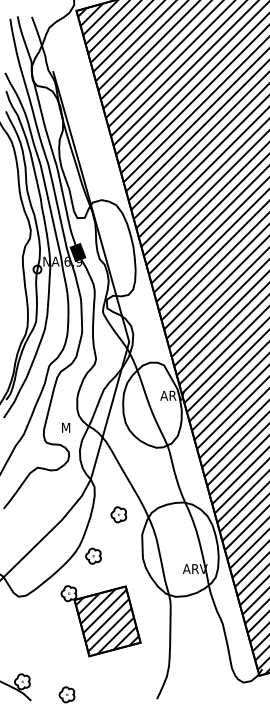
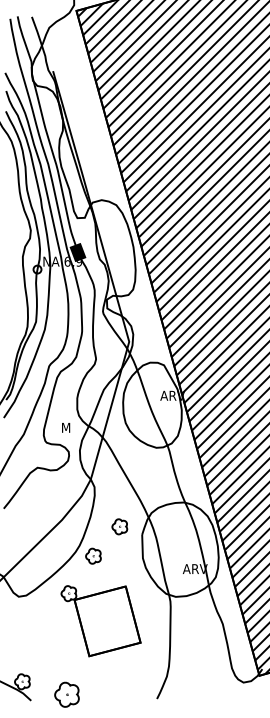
part position: (118, 514) -> (119, 526) (119, 526)
hatch: present -> none (106, 621)
part size: 18x18 px -> 26x27 px (66, 694)
